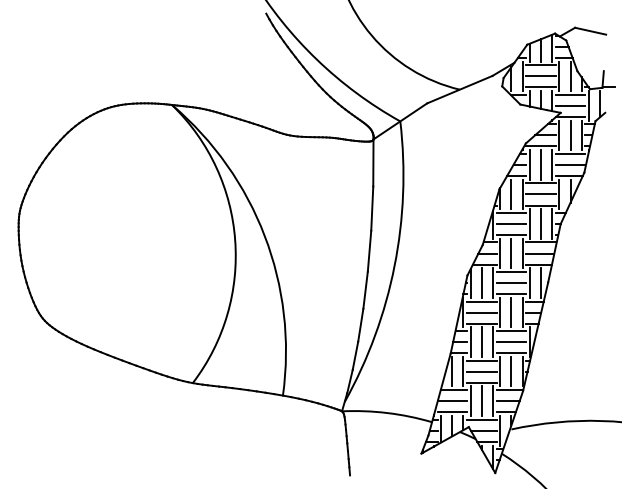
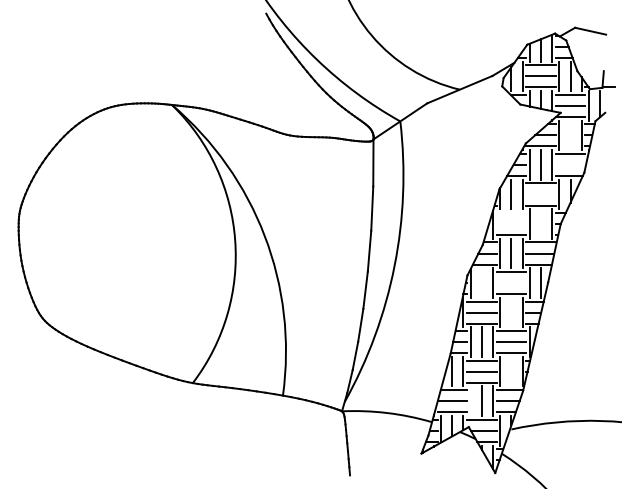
line: present -> none (570, 135)
line: present -> none (570, 164)
line: present -> none (540, 194)
line: present -> none (511, 212)
line: present -> none (511, 223)
line: present -> none (541, 223)
line: present -> none (481, 282)
line: present -> none (511, 283)
line: present -> none (511, 312)
line: present -> none (511, 371)
line: present -> none (470, 401)
